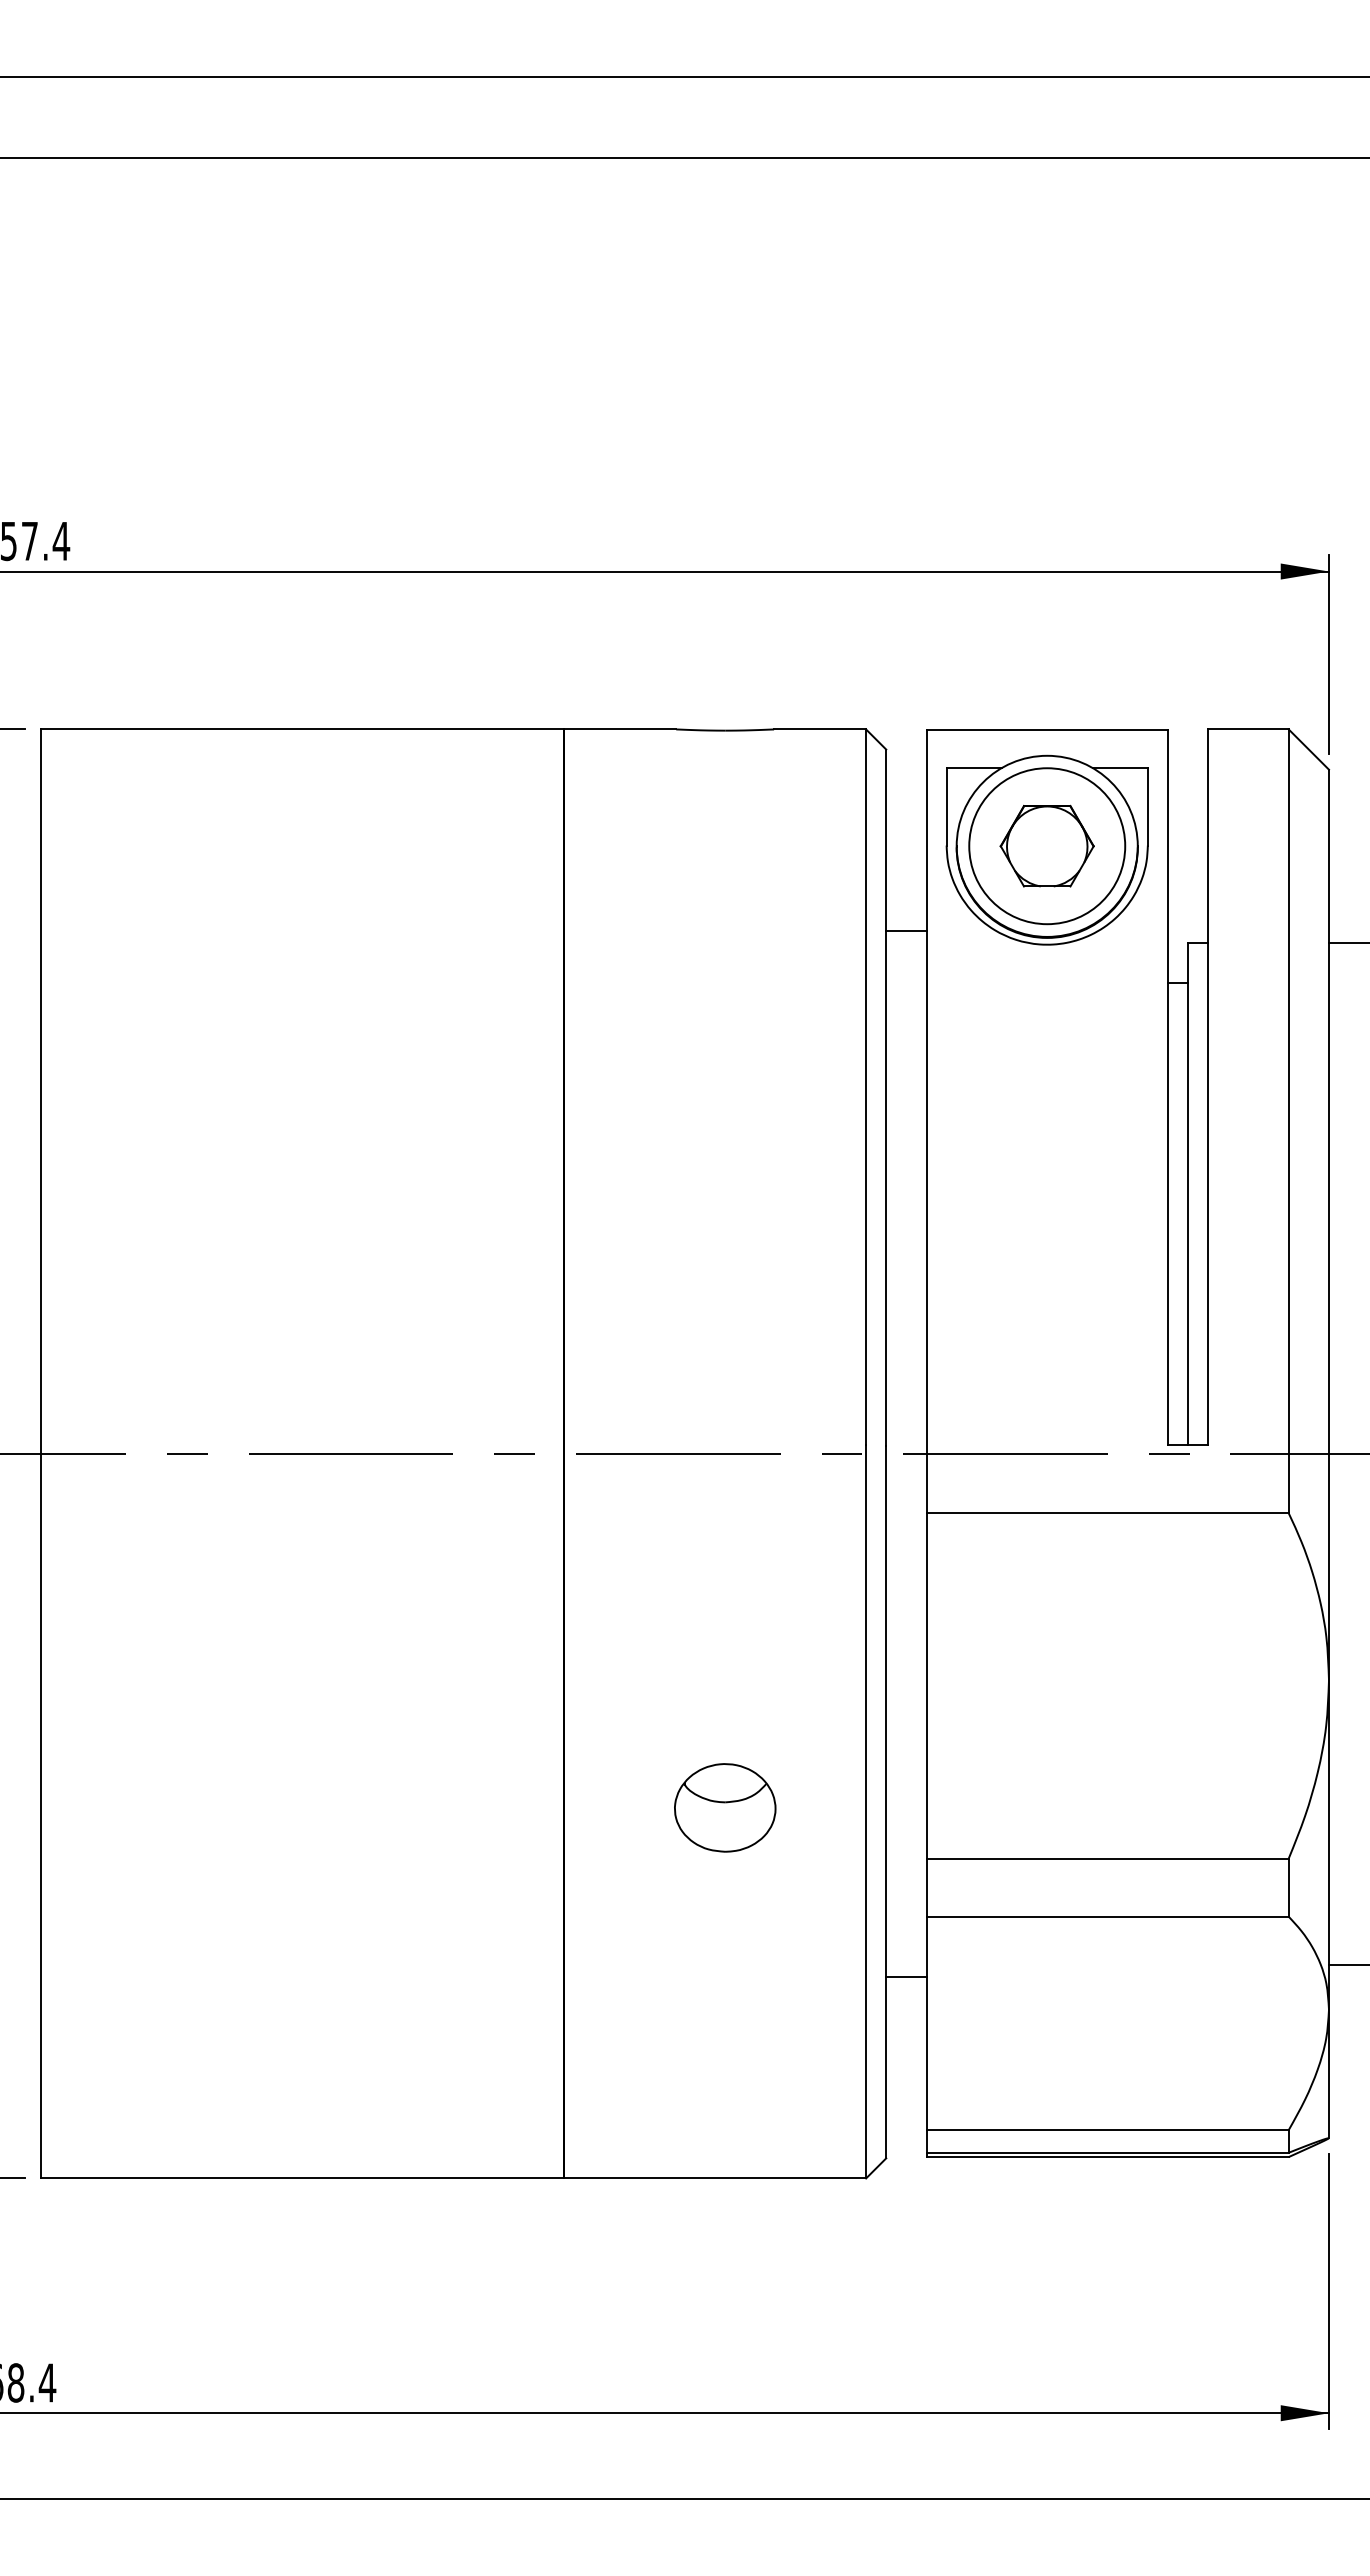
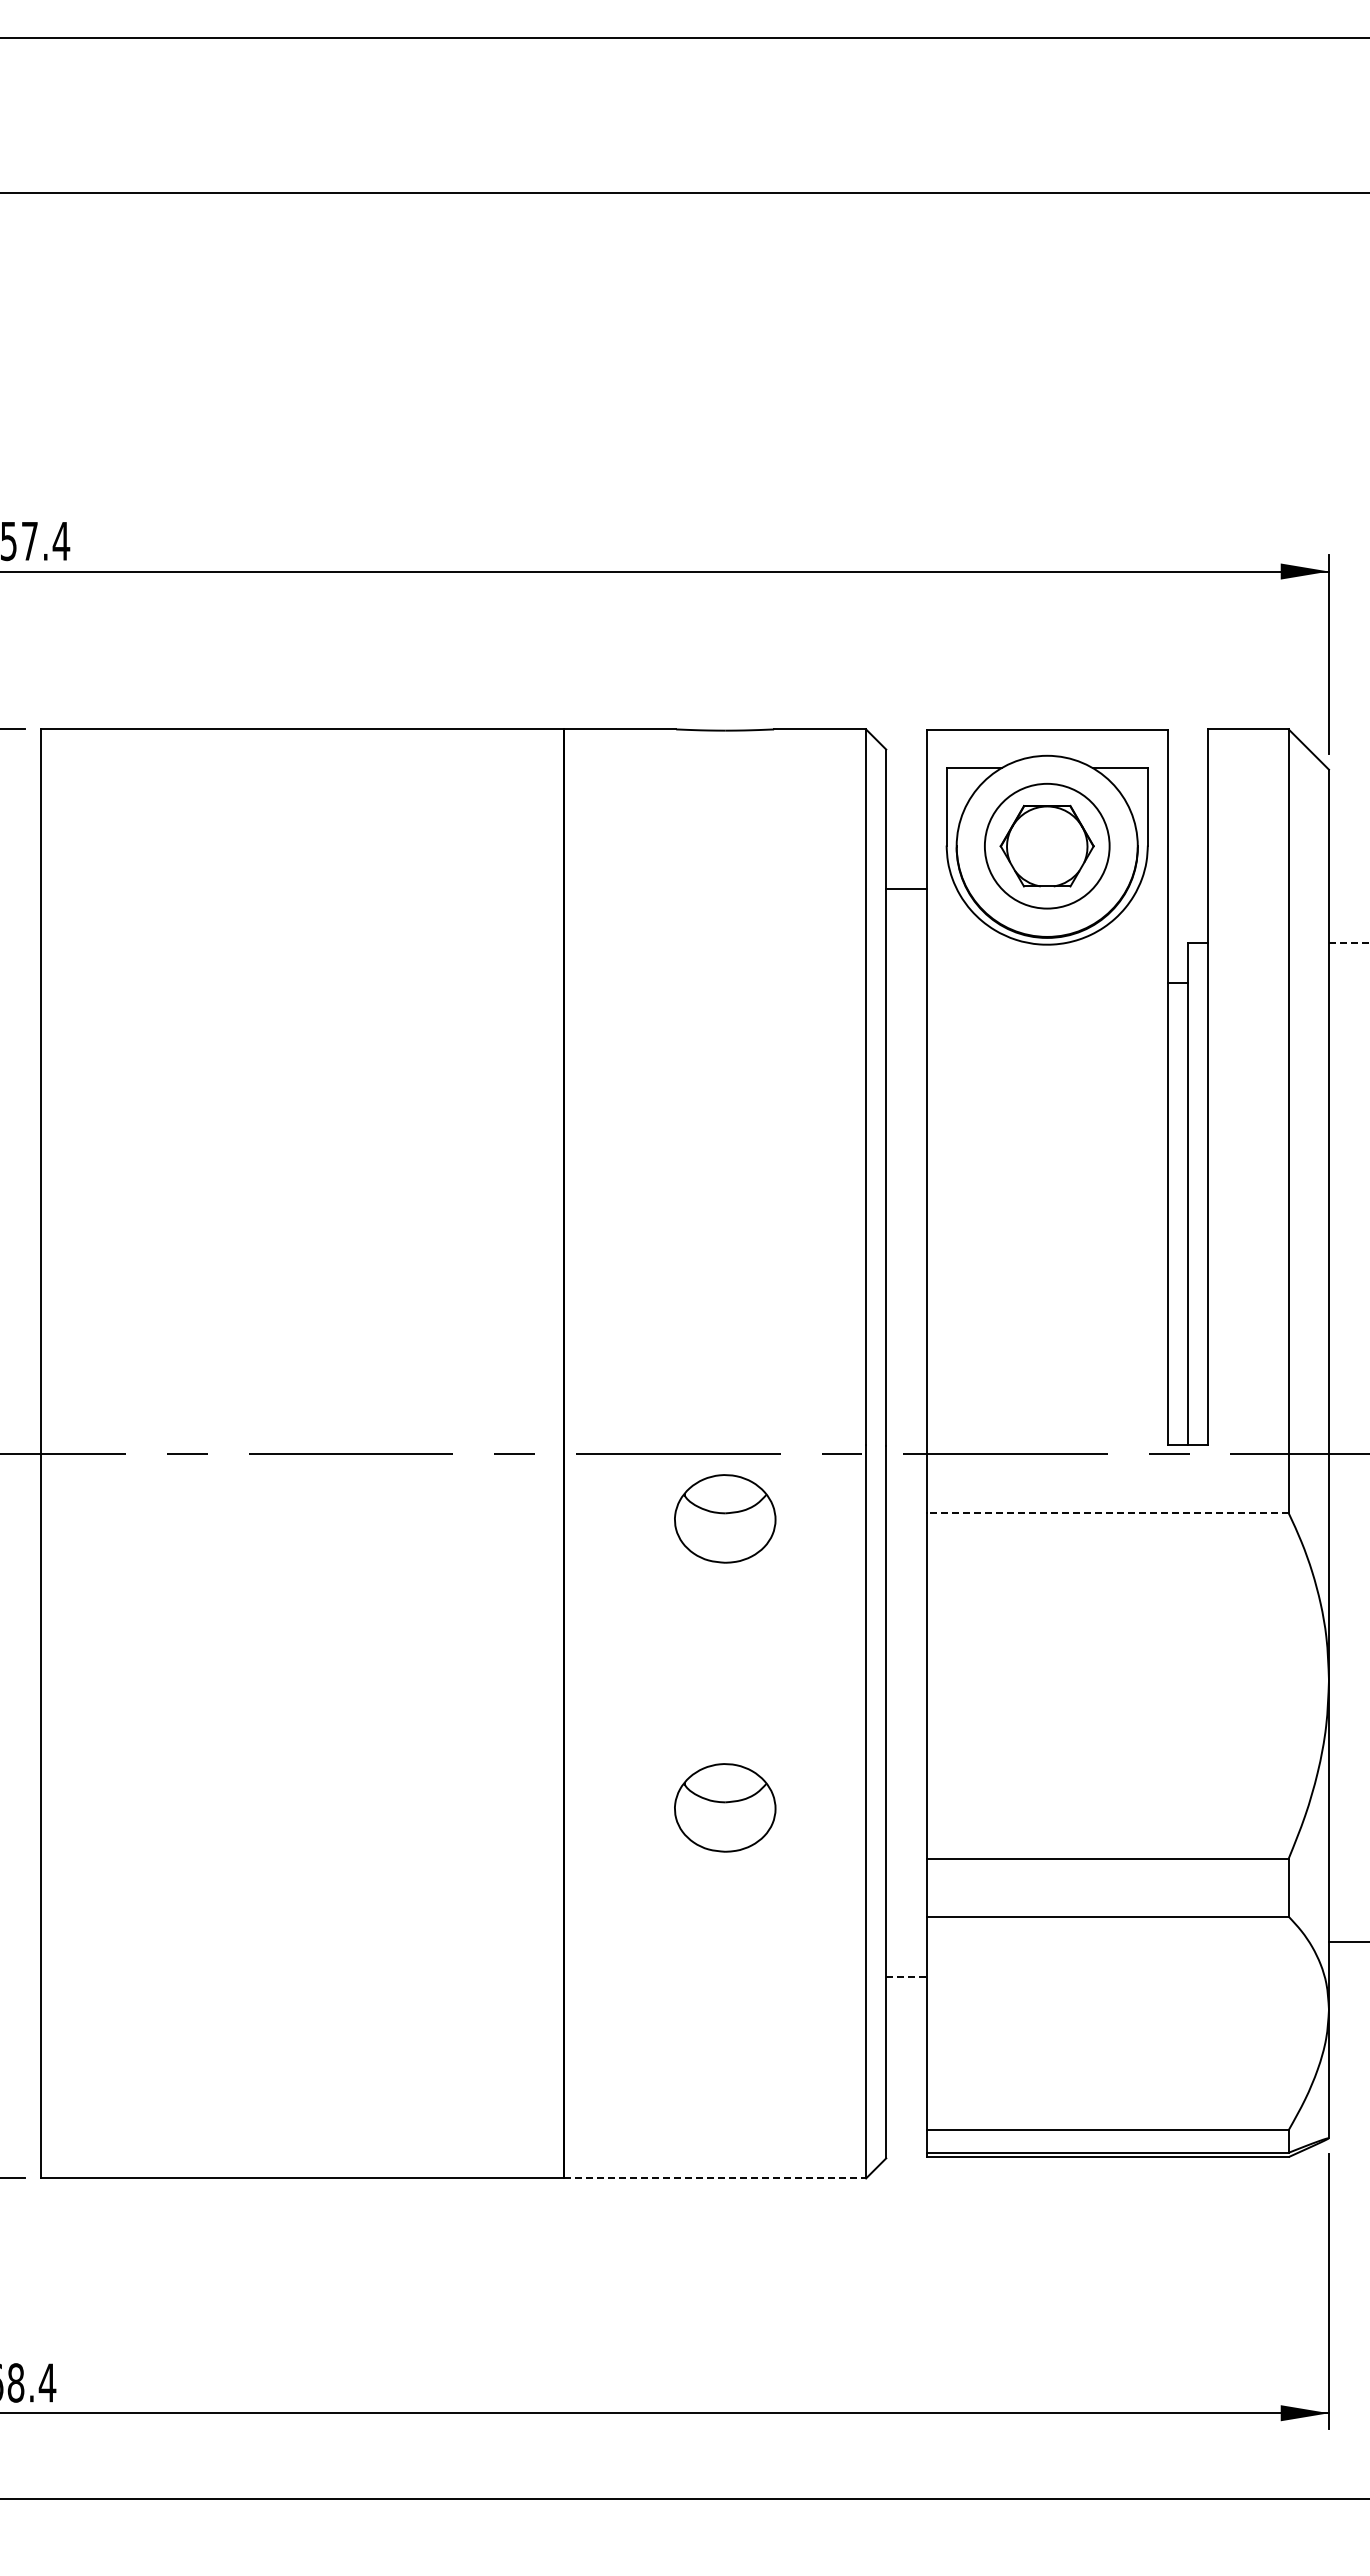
line position: (684, 77) -> (684, 38) (684, 38)
line position: (684, 157) -> (684, 192) (684, 192)
circle diameter: 156 px -> 125 px (1046, 845)
line position: (906, 930) -> (906, 888) (906, 888)
line: solid -> dashed (1348, 942)
line: solid -> dashed (1107, 1513)
part: none -> present (725, 1518)
line position: (1347, 1965) -> (1347, 1942) (1347, 1942)
line: solid -> dashed (906, 1977)
line: solid -> dashed (715, 2178)
